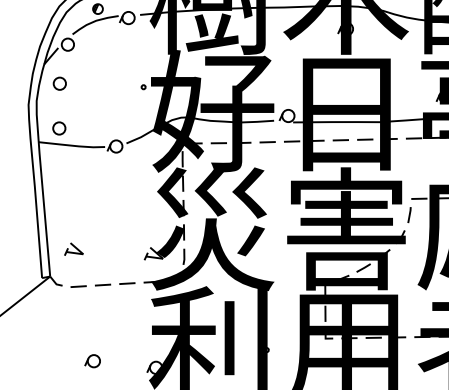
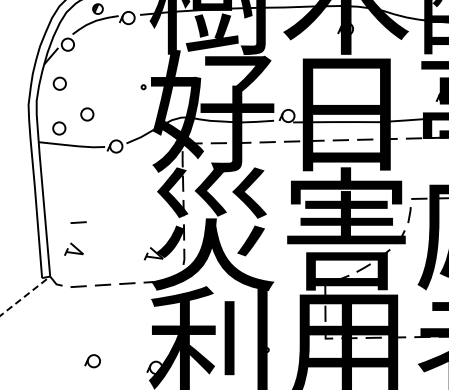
circle: none -> present (87, 114)
line: none -> present (78, 222)
line: solid -> dashed (25, 296)
